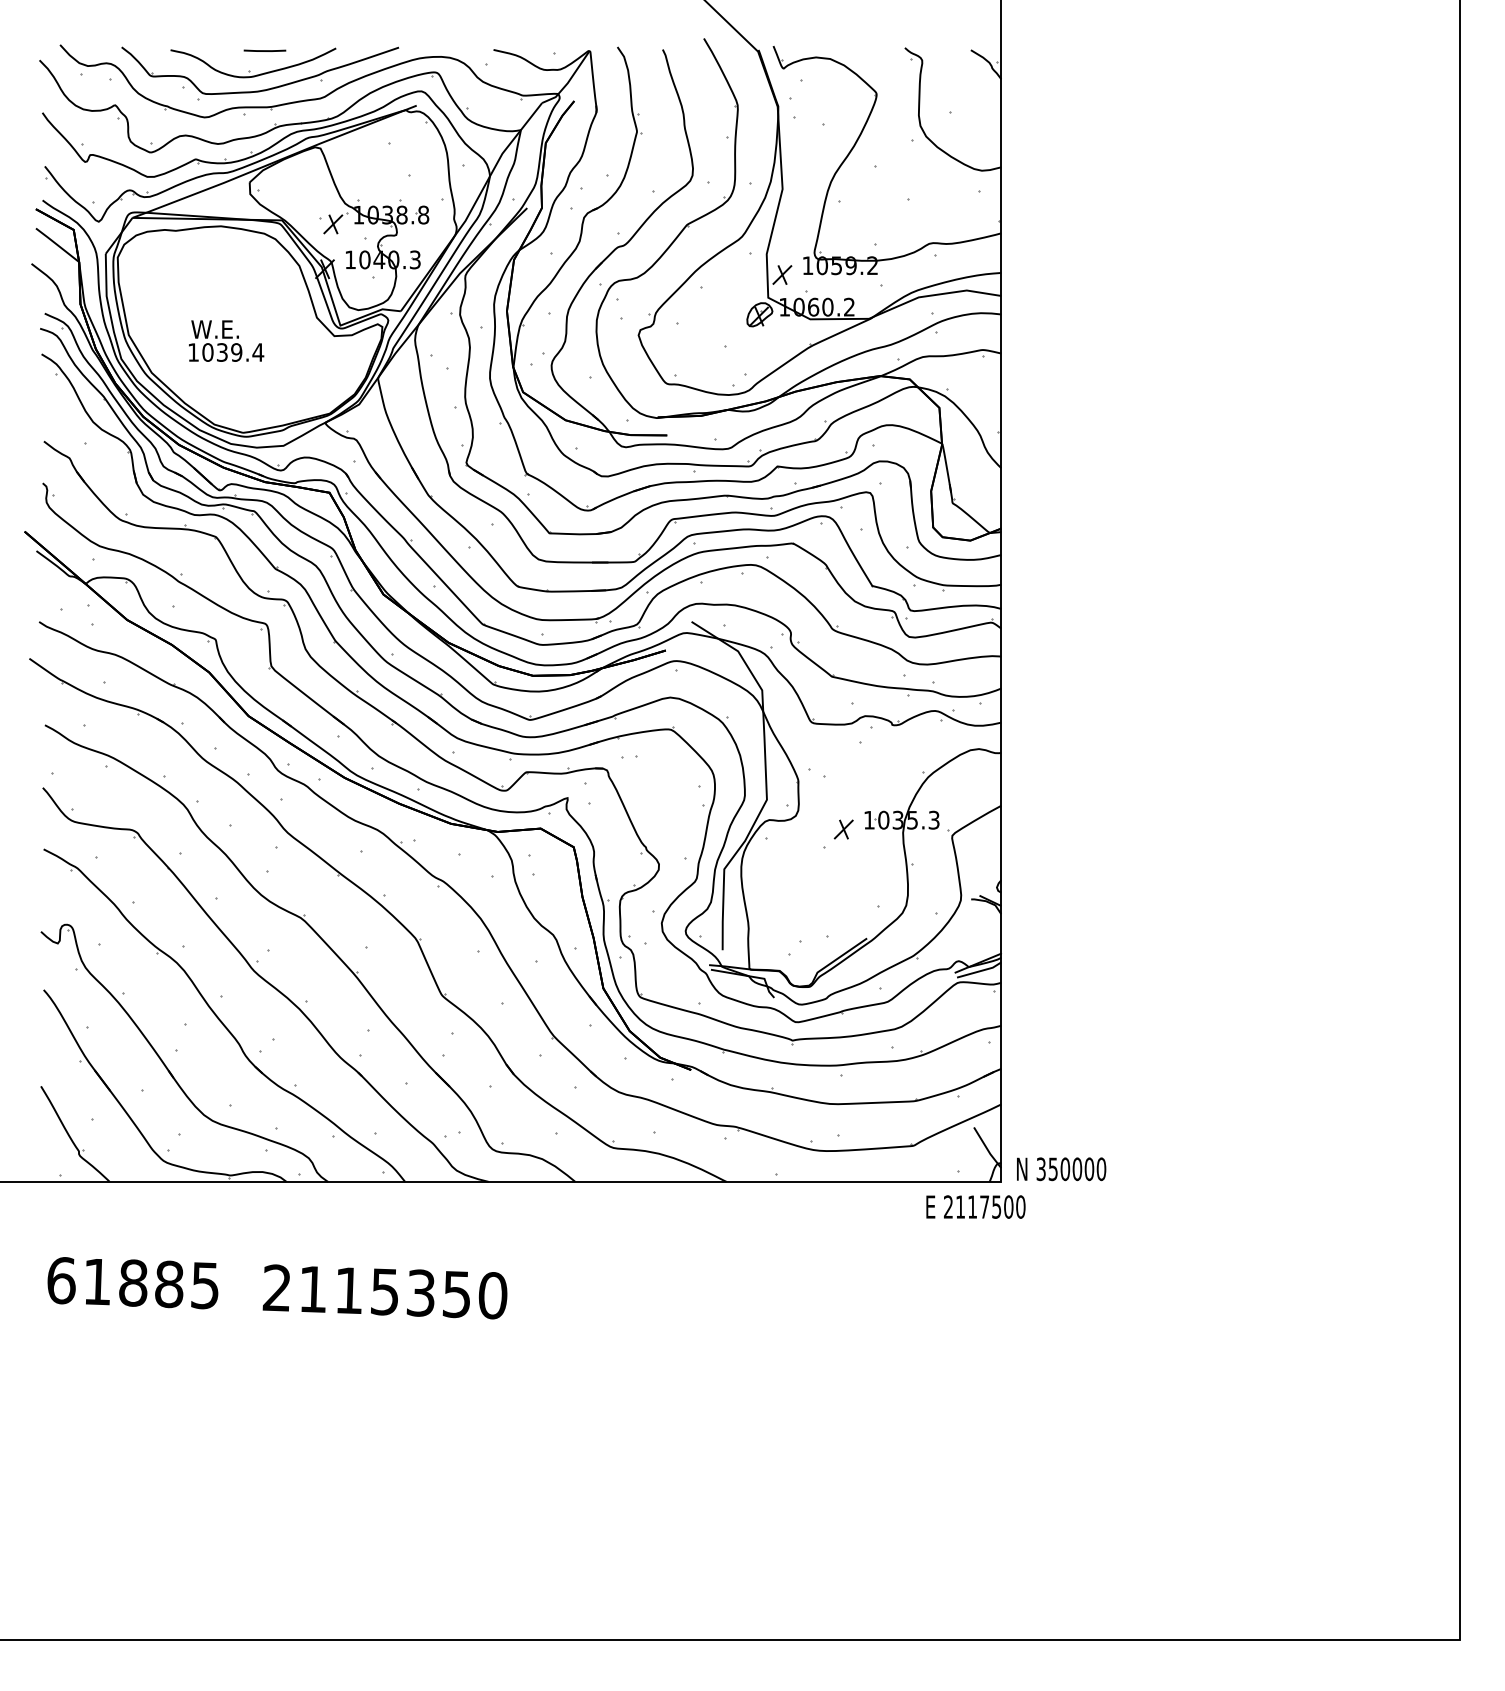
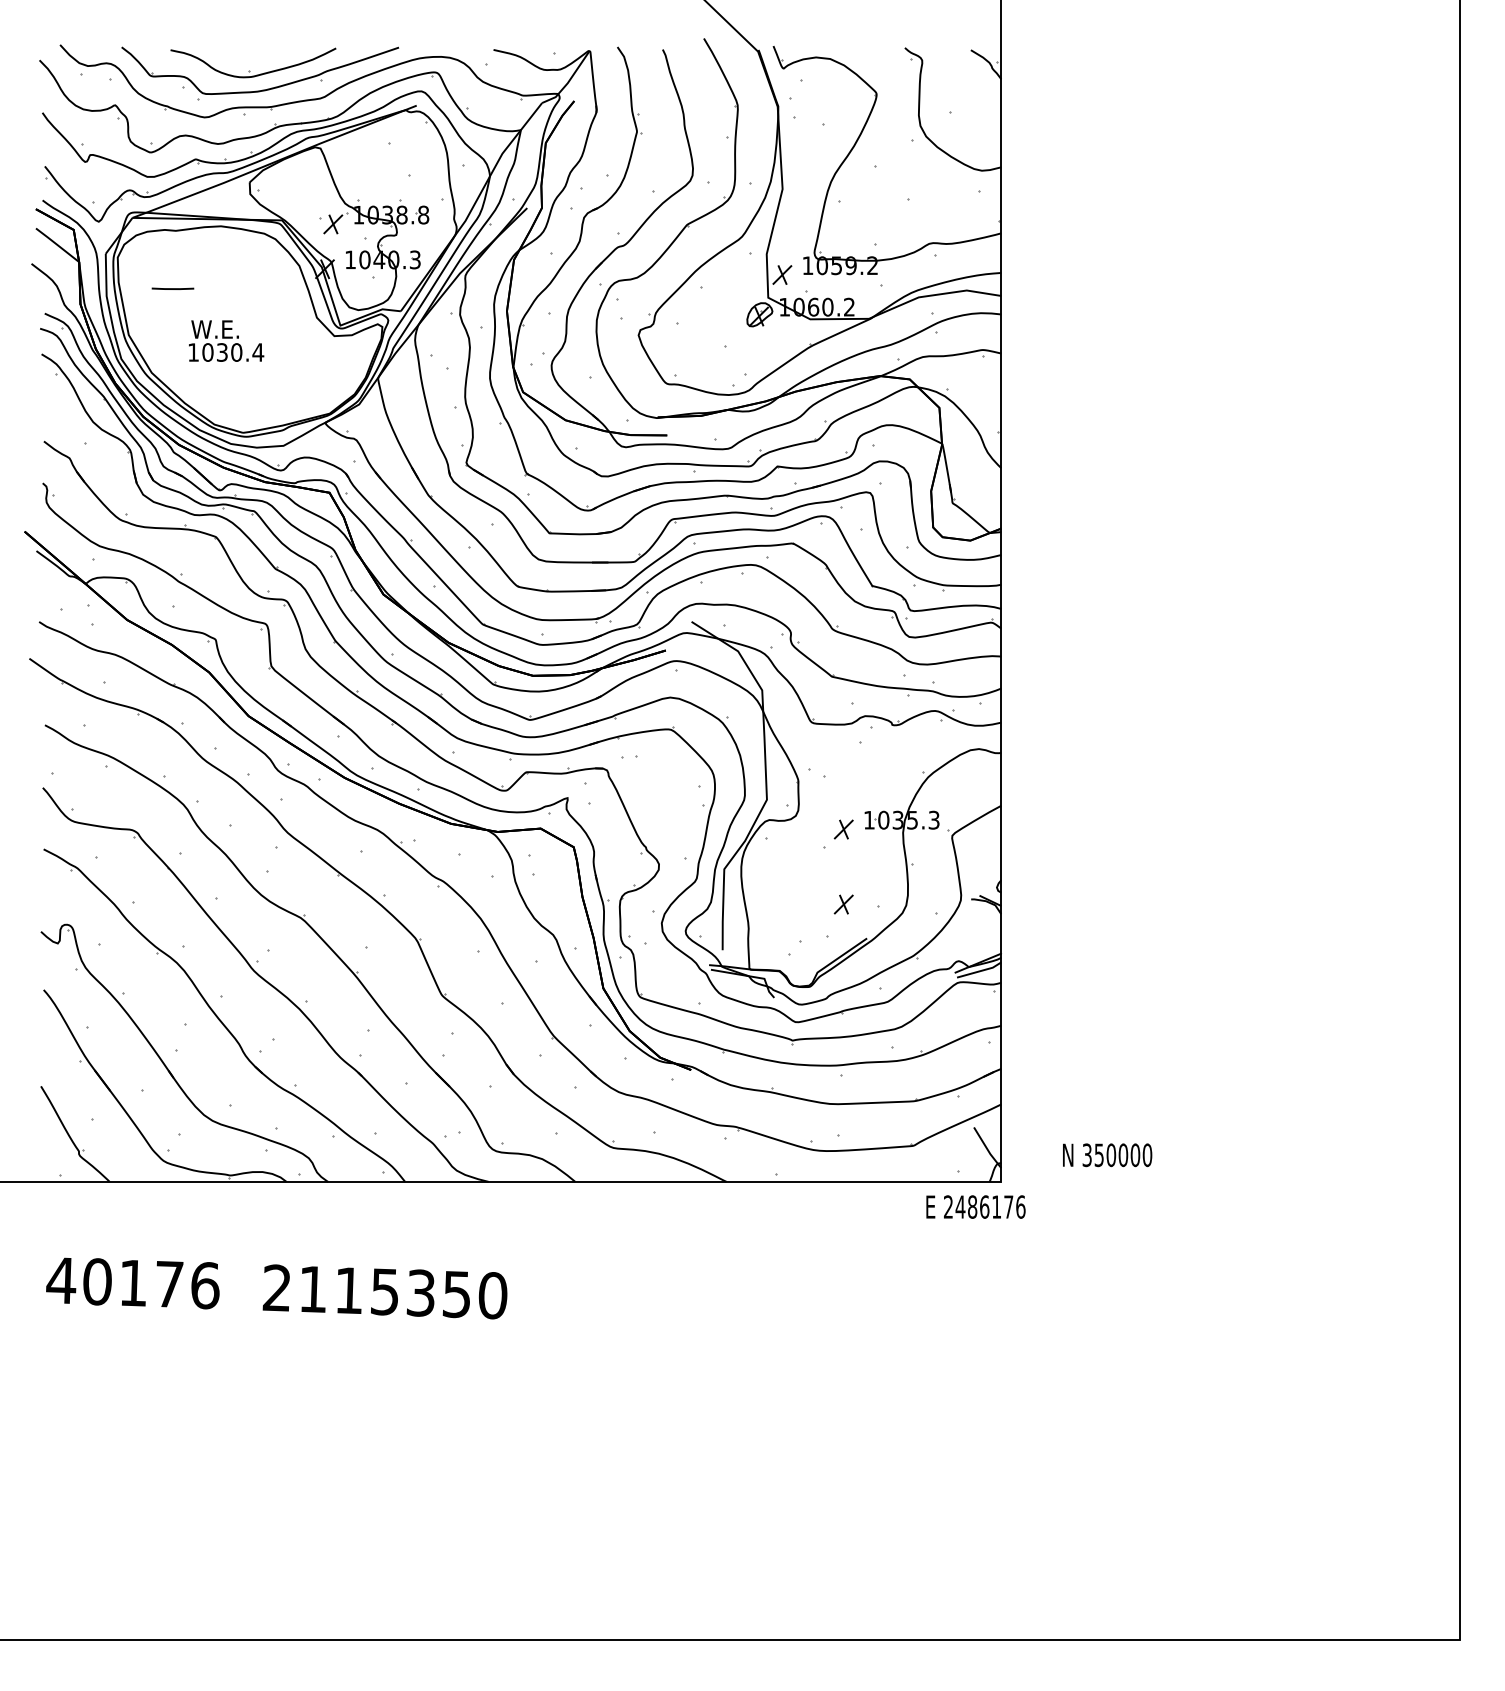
line position: (264, 50) -> (172, 288) (172, 288)
text: 1039.4 -> 1030.4 (236, 352)
part: none -> present (843, 904)
text position: (1061, 1169) -> (1107, 1155) (1107, 1155)
text: 2117500 -> 2486176 (990, 1206)
text: 61885 -> 40176 (132, 1283)
